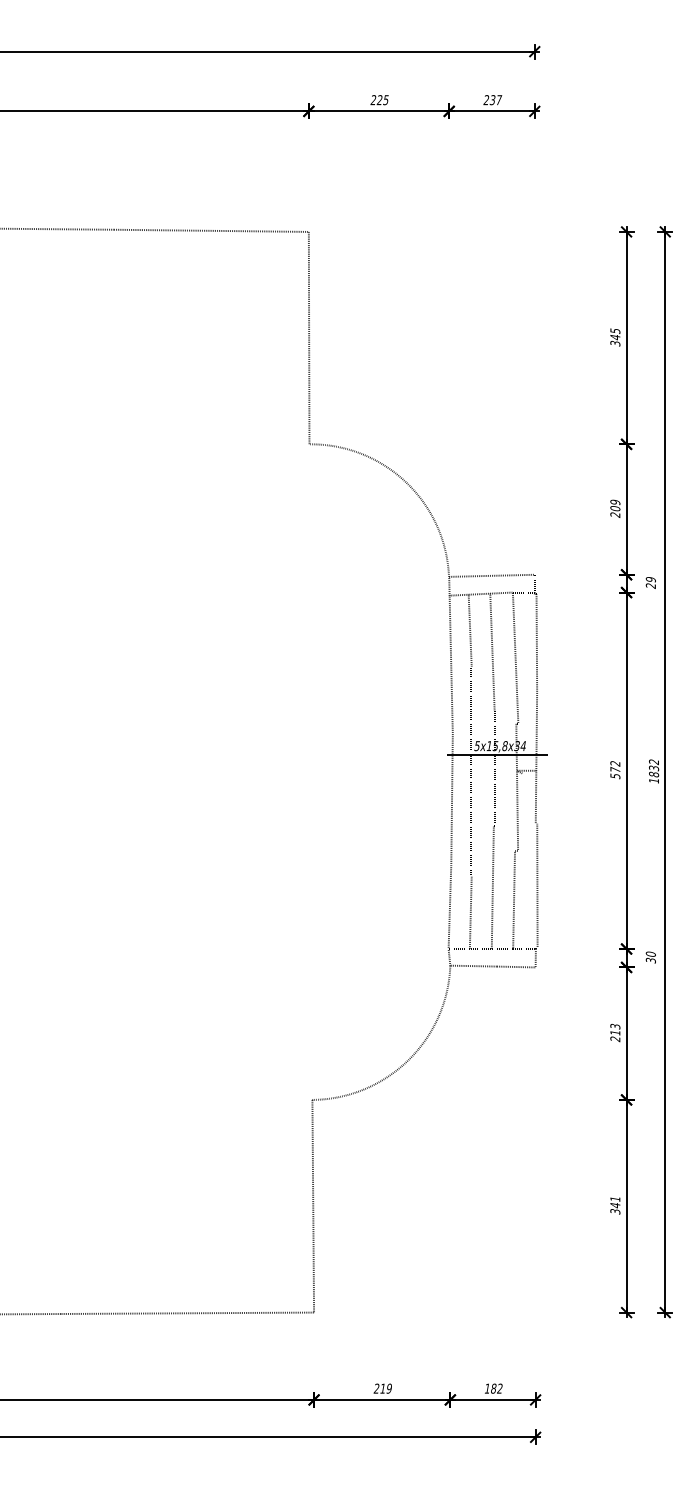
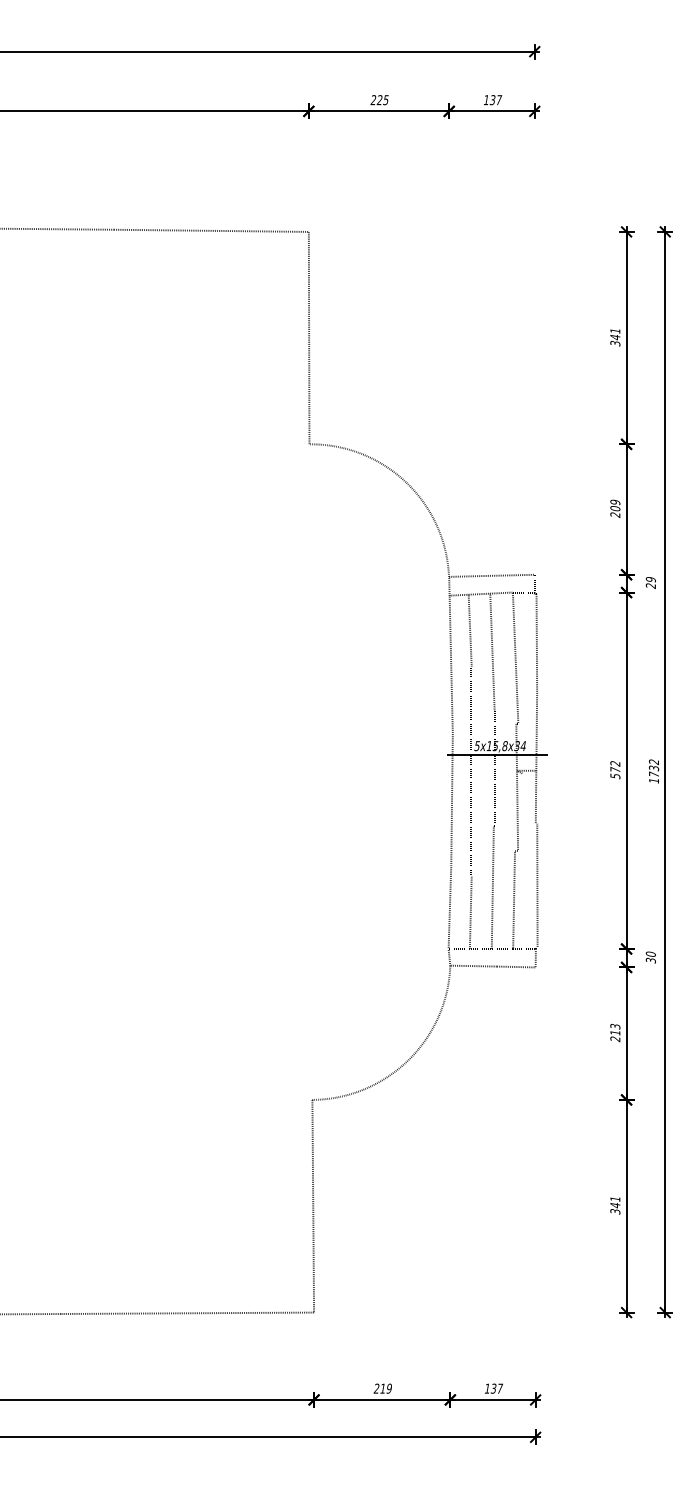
text: 237 -> 137 (486, 99)
text: 345 -> 341 (615, 331)
text: 1832 -> 1732 (654, 774)
text: 182 -> 137 (496, 1388)
